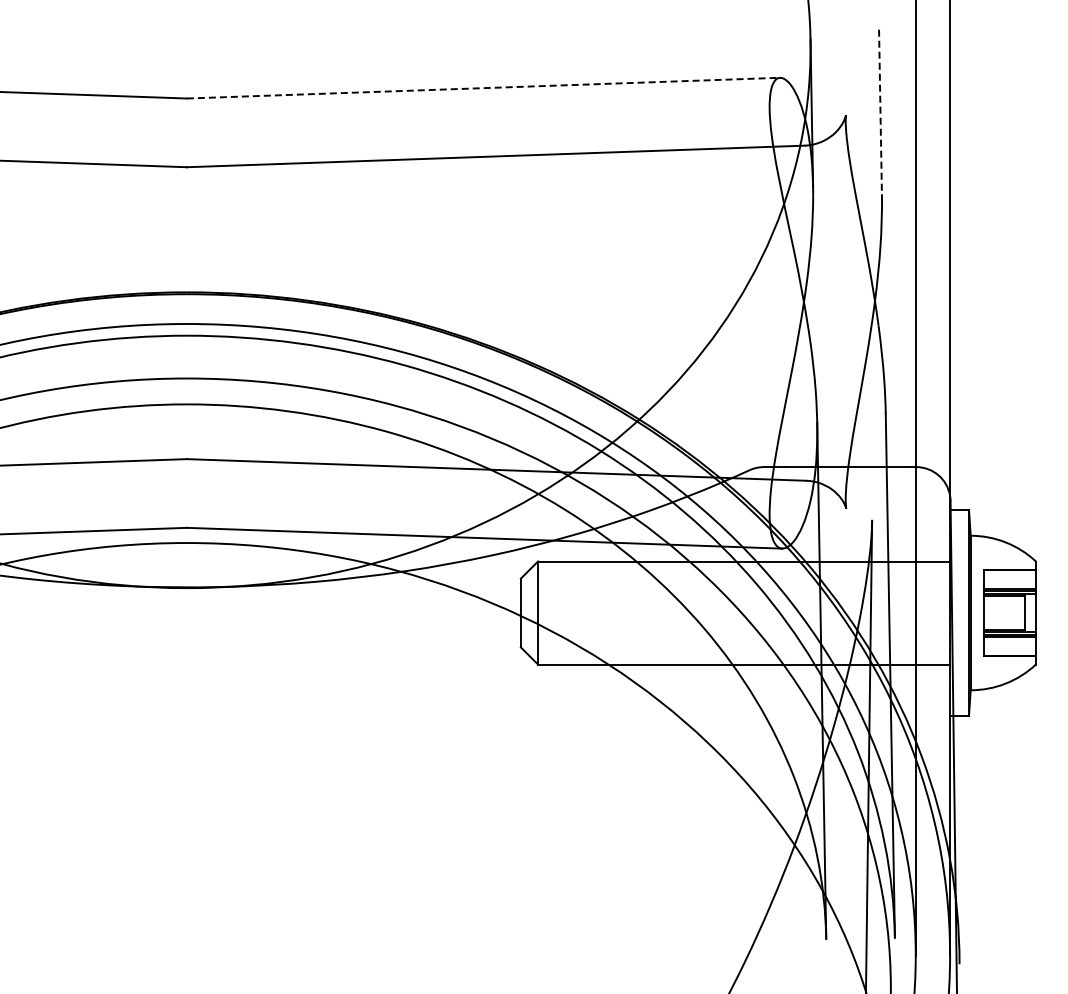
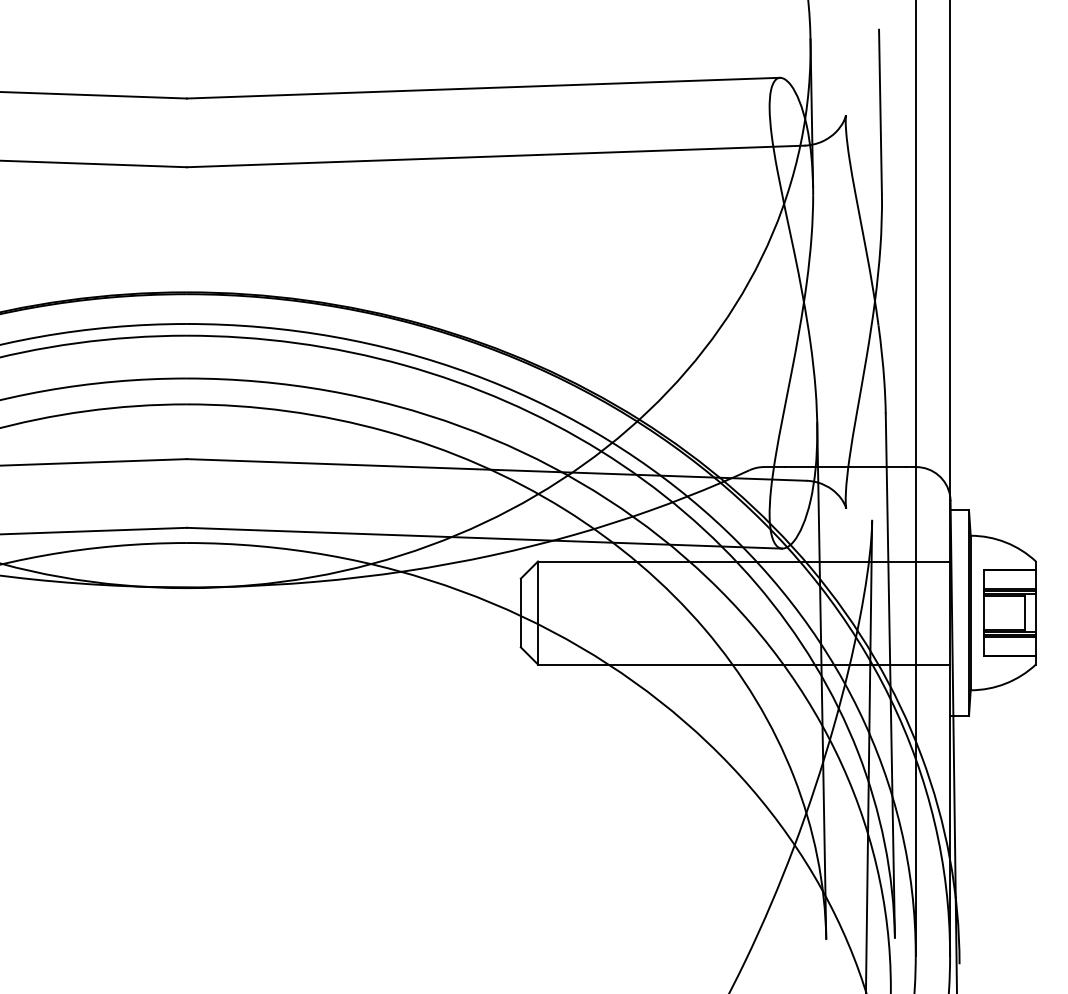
line: dashed -> solid (483, 88)
line: dashed -> solid (880, 112)
